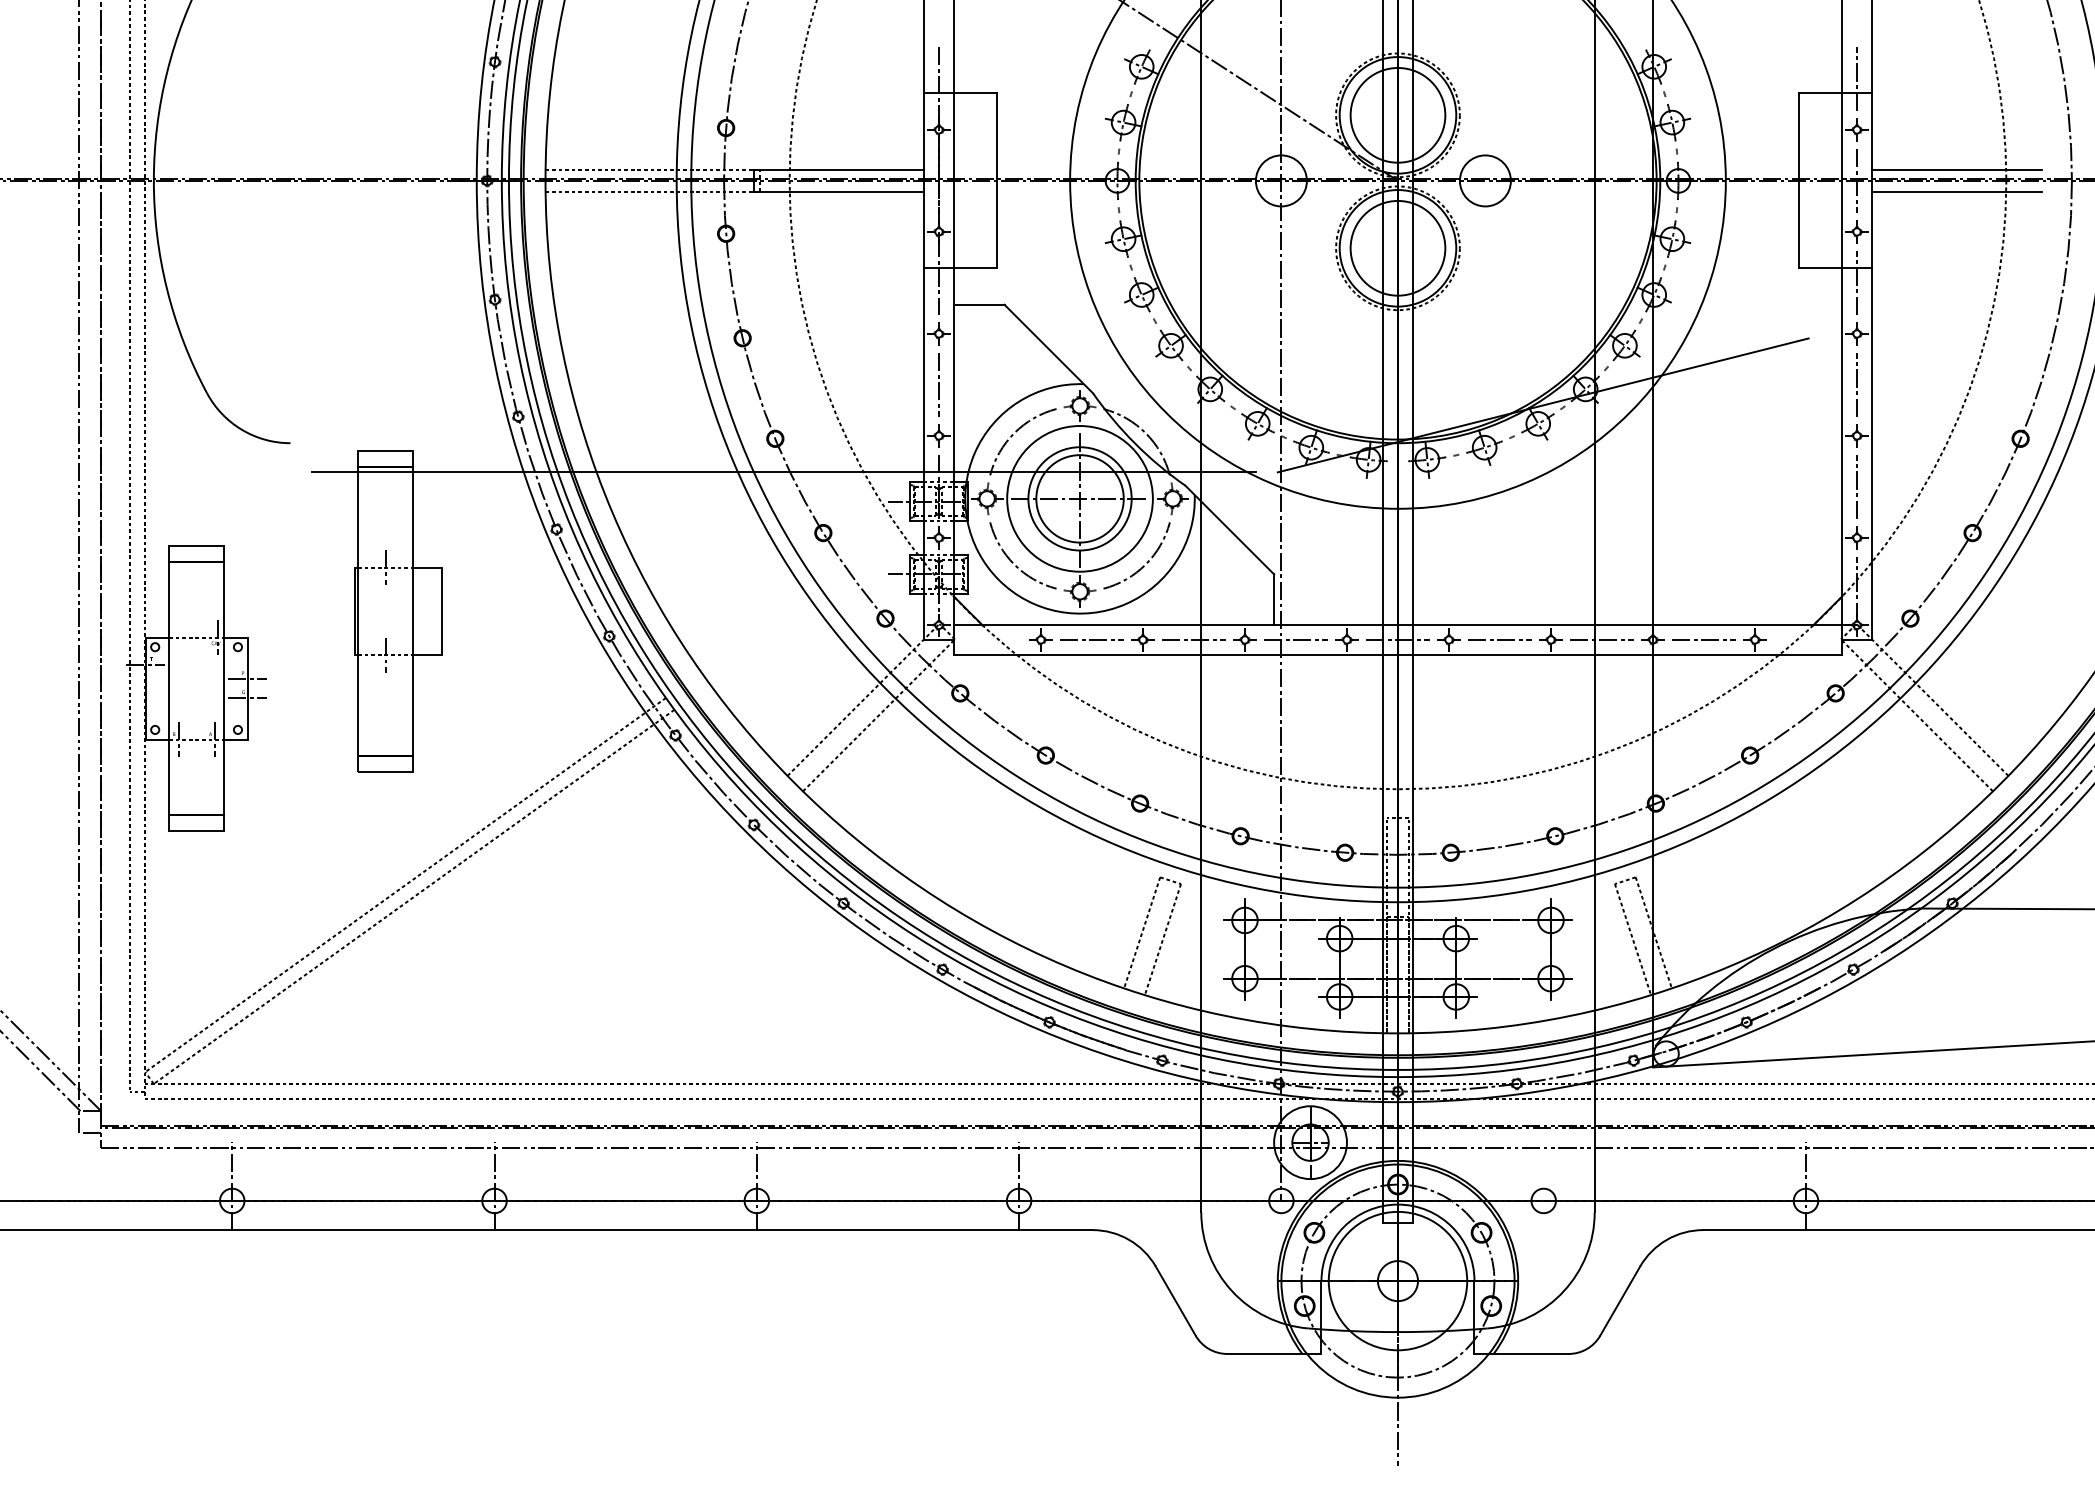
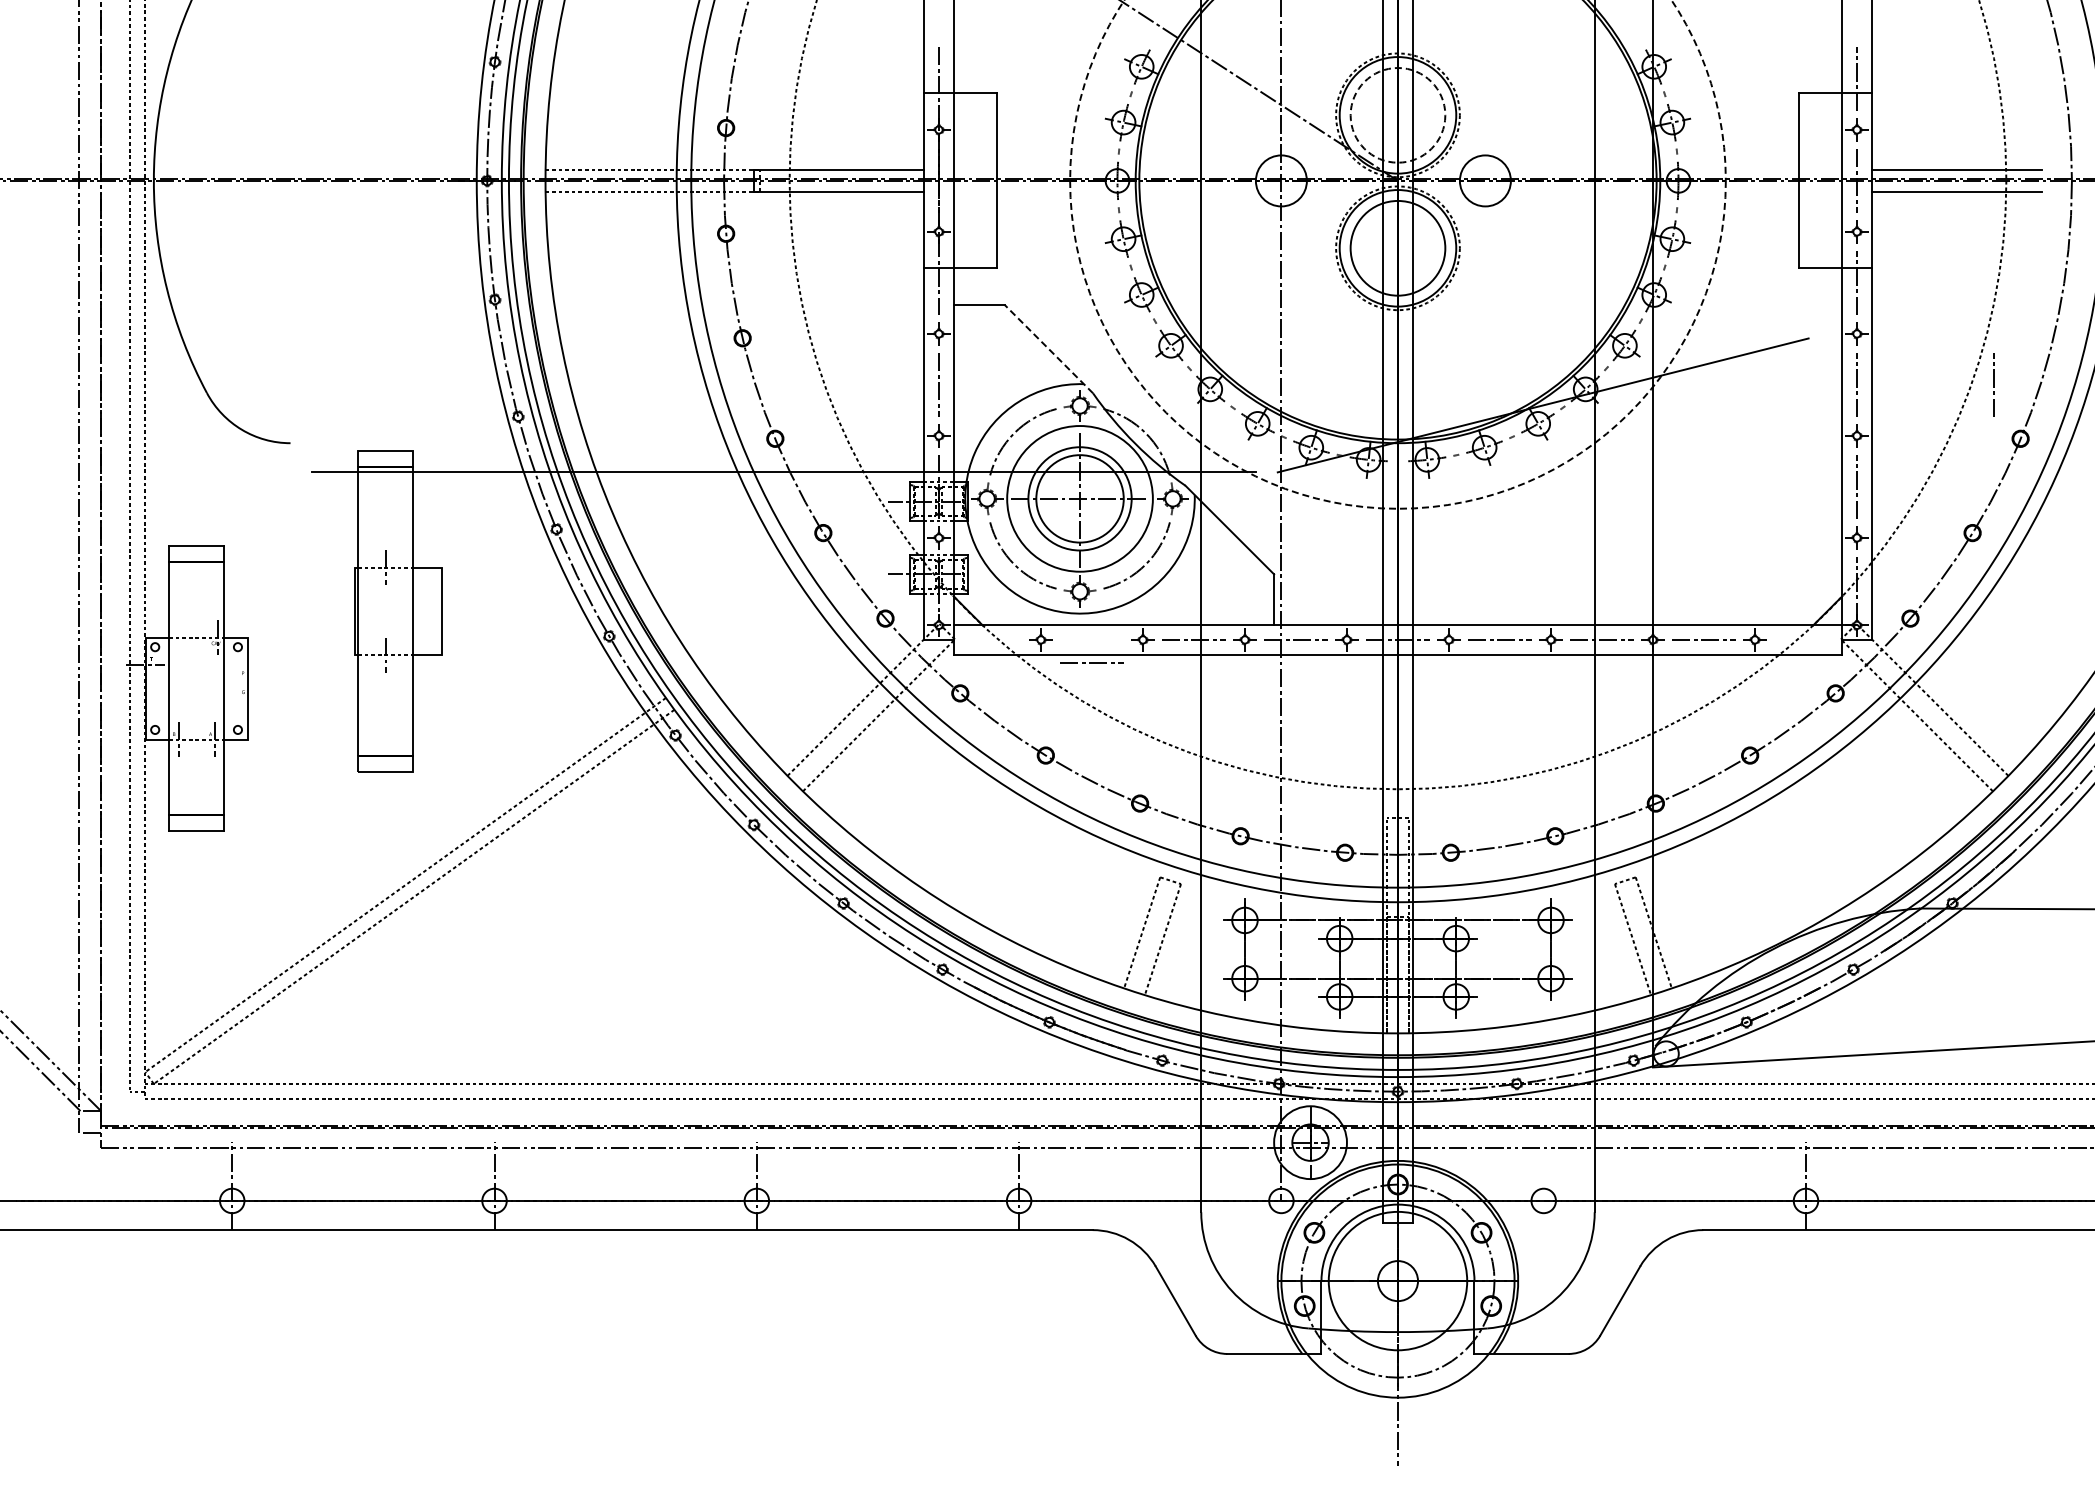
circle: solid -> dashed (1397, 115)
circle: solid -> dashed (1397, 254)
line: solid -> dashed (1048, 349)
line: none -> present (1993, 384)
line position: (1091, 639) -> (1091, 662) (1091, 662)
line: present -> none (247, 678)
line: present -> none (247, 697)
